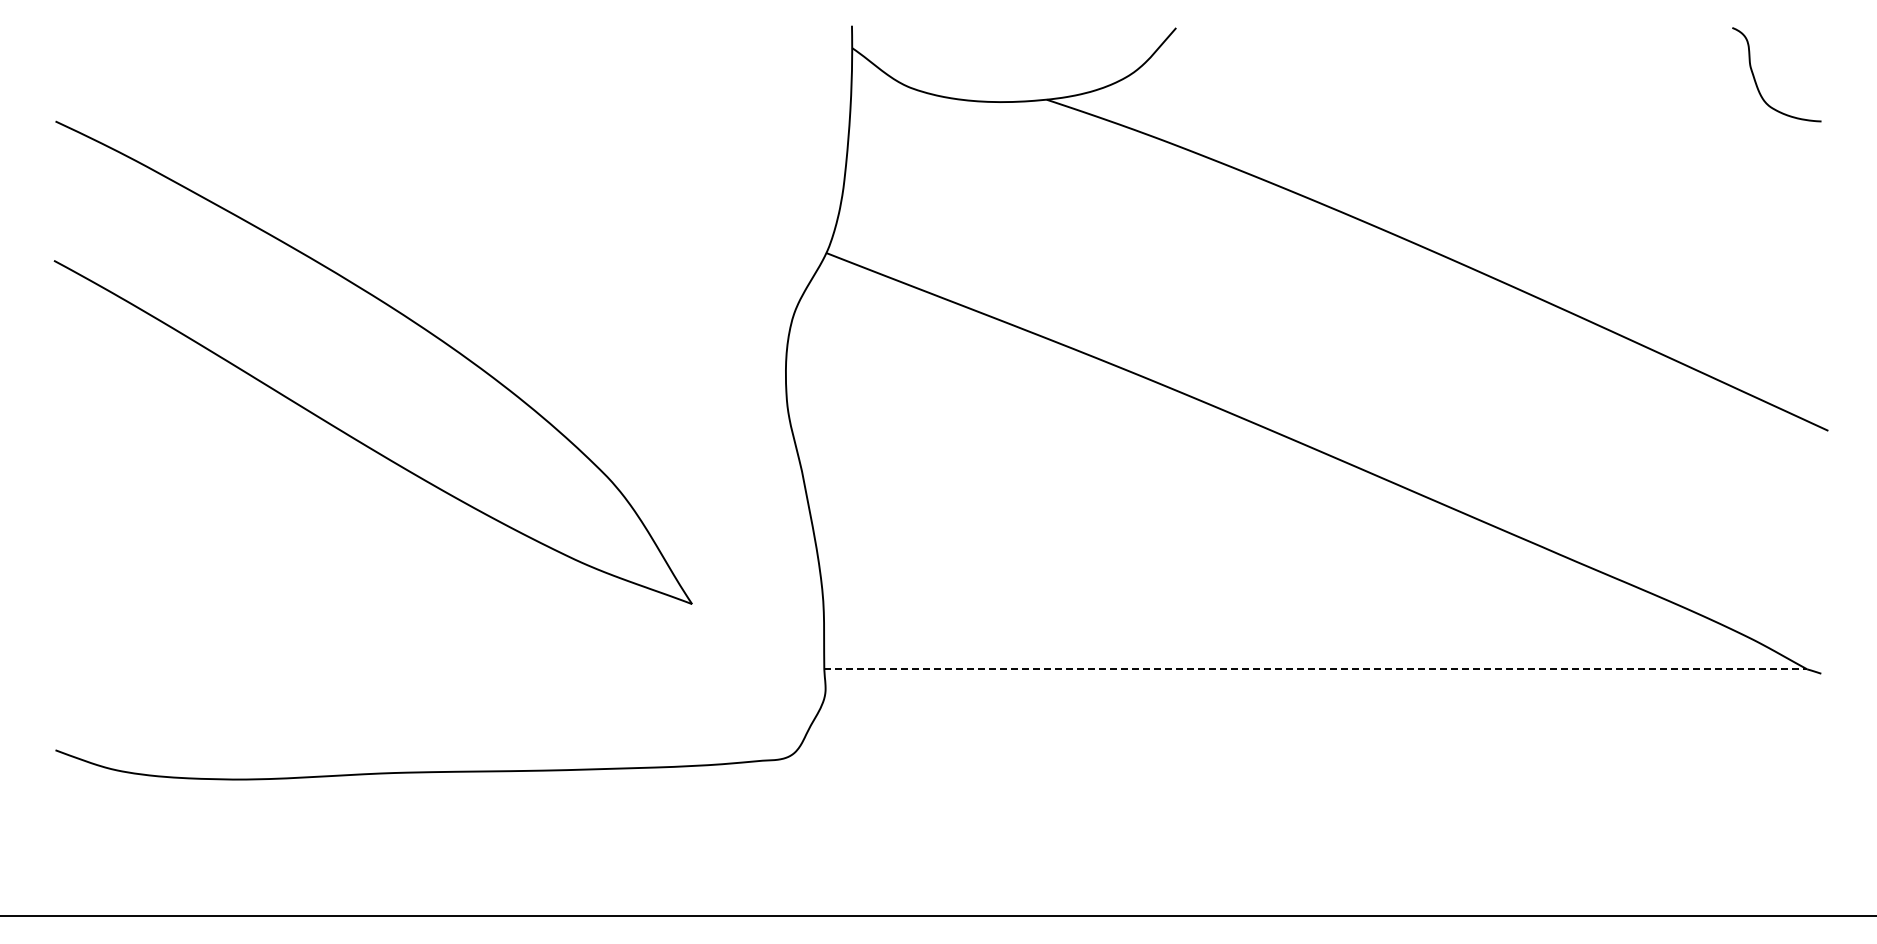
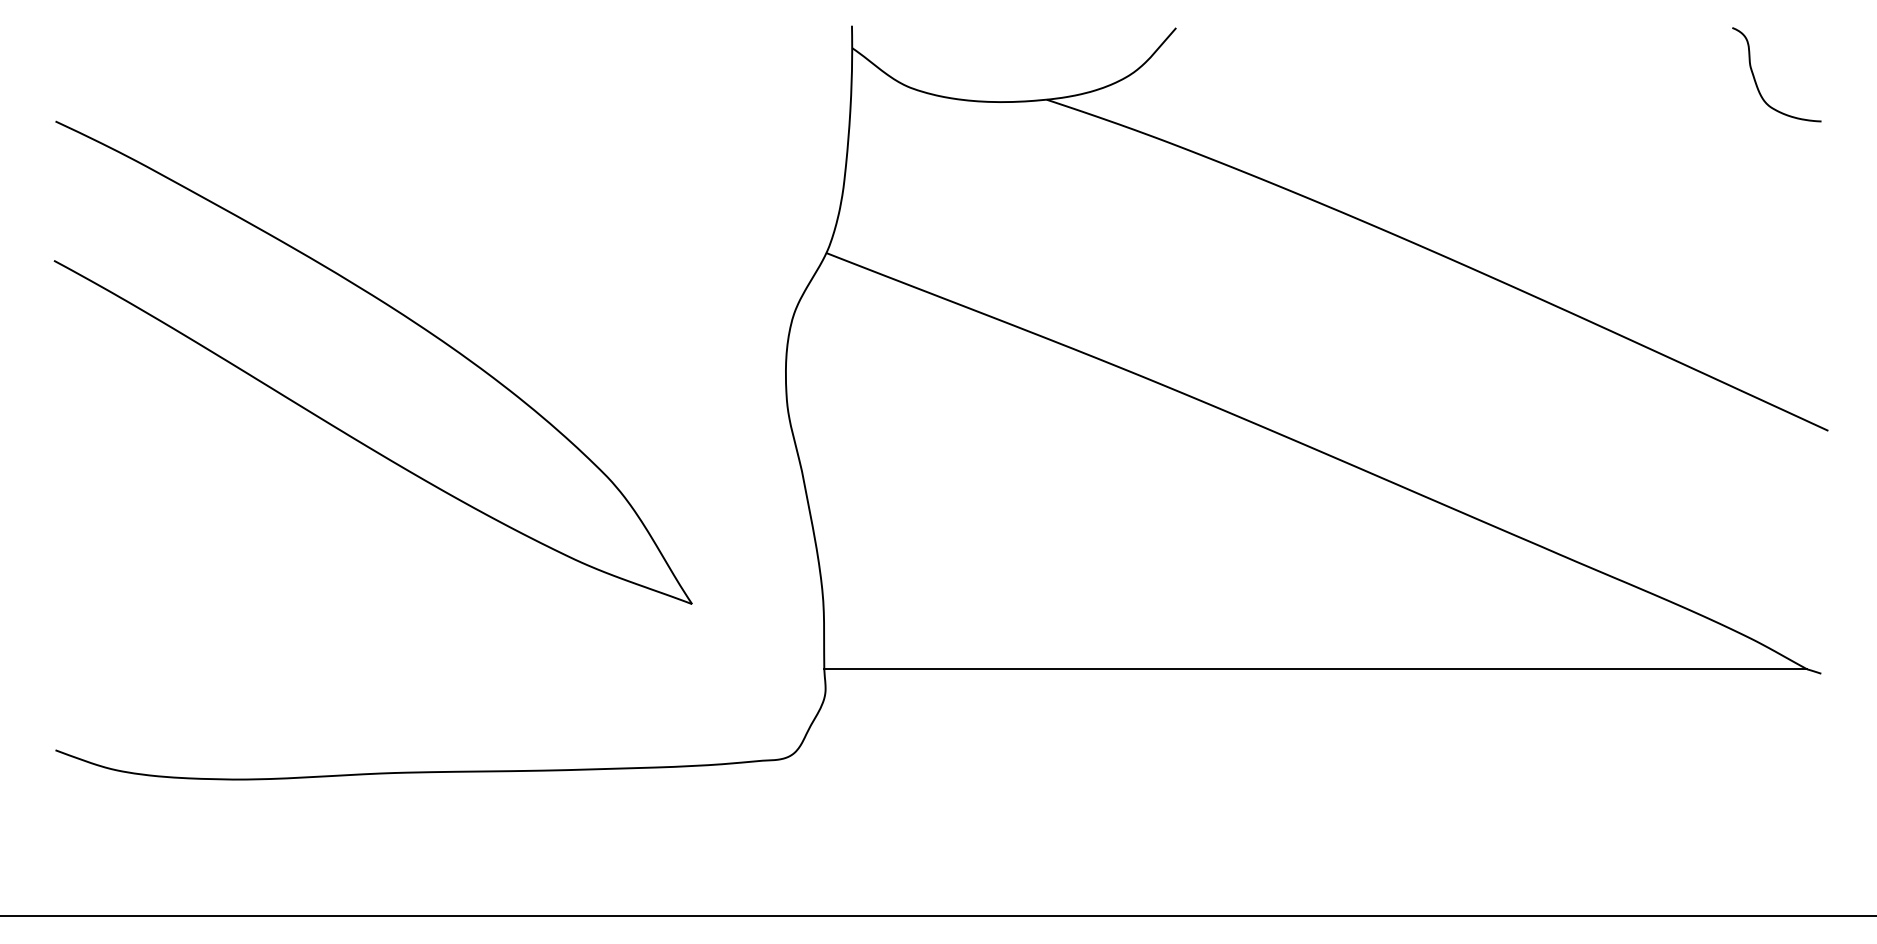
line: dashed -> solid (1316, 669)
